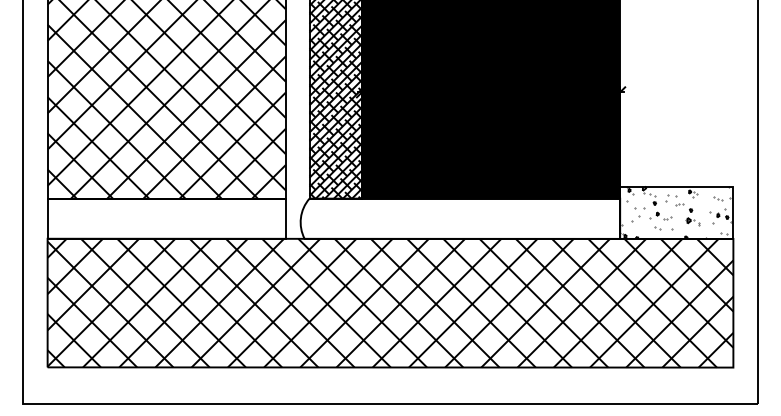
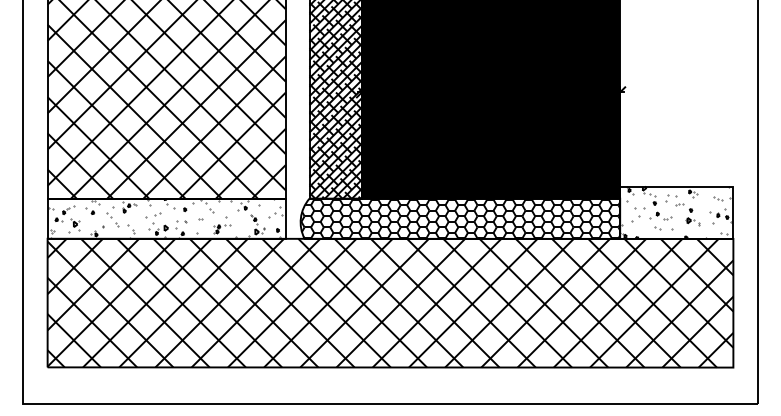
hatch: none -> present (165, 218)
hatch: none -> present (460, 218)
